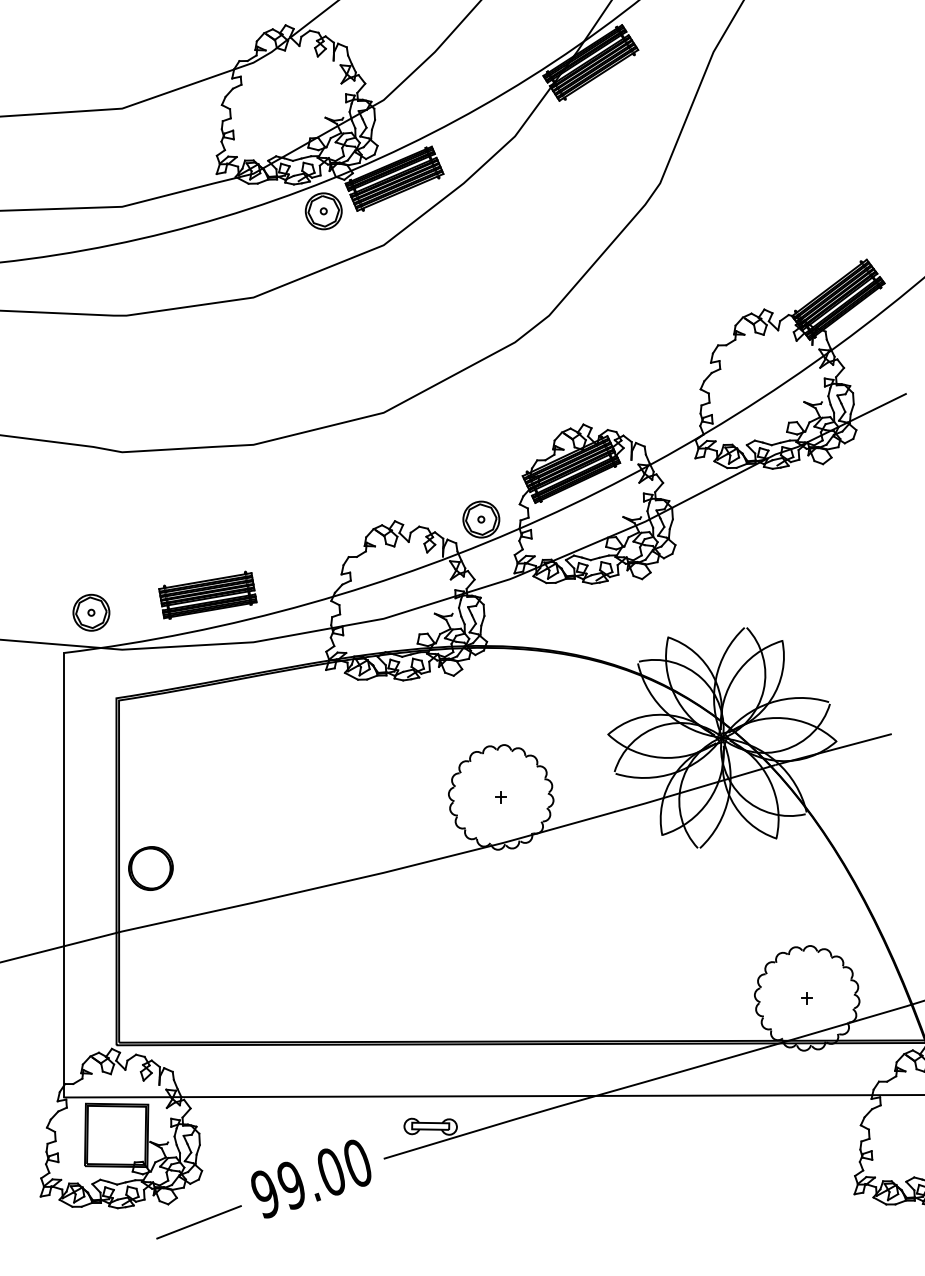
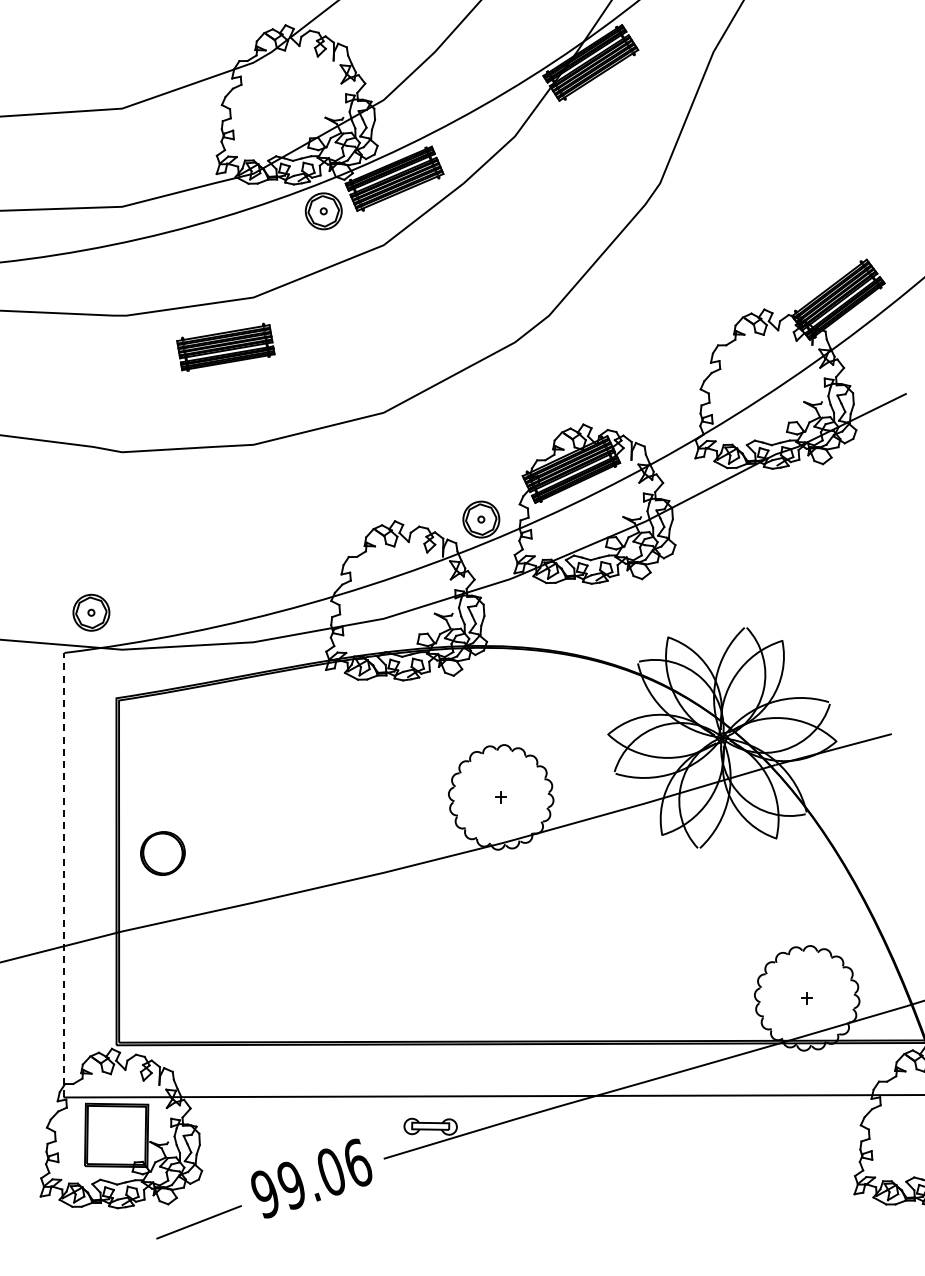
part position: (207, 594) -> (225, 346) (225, 346)
part position: (150, 868) -> (162, 853) (162, 853)
line: solid -> dashed (64, 874)
text: 99.00 -> 99.06 (358, 1162)
